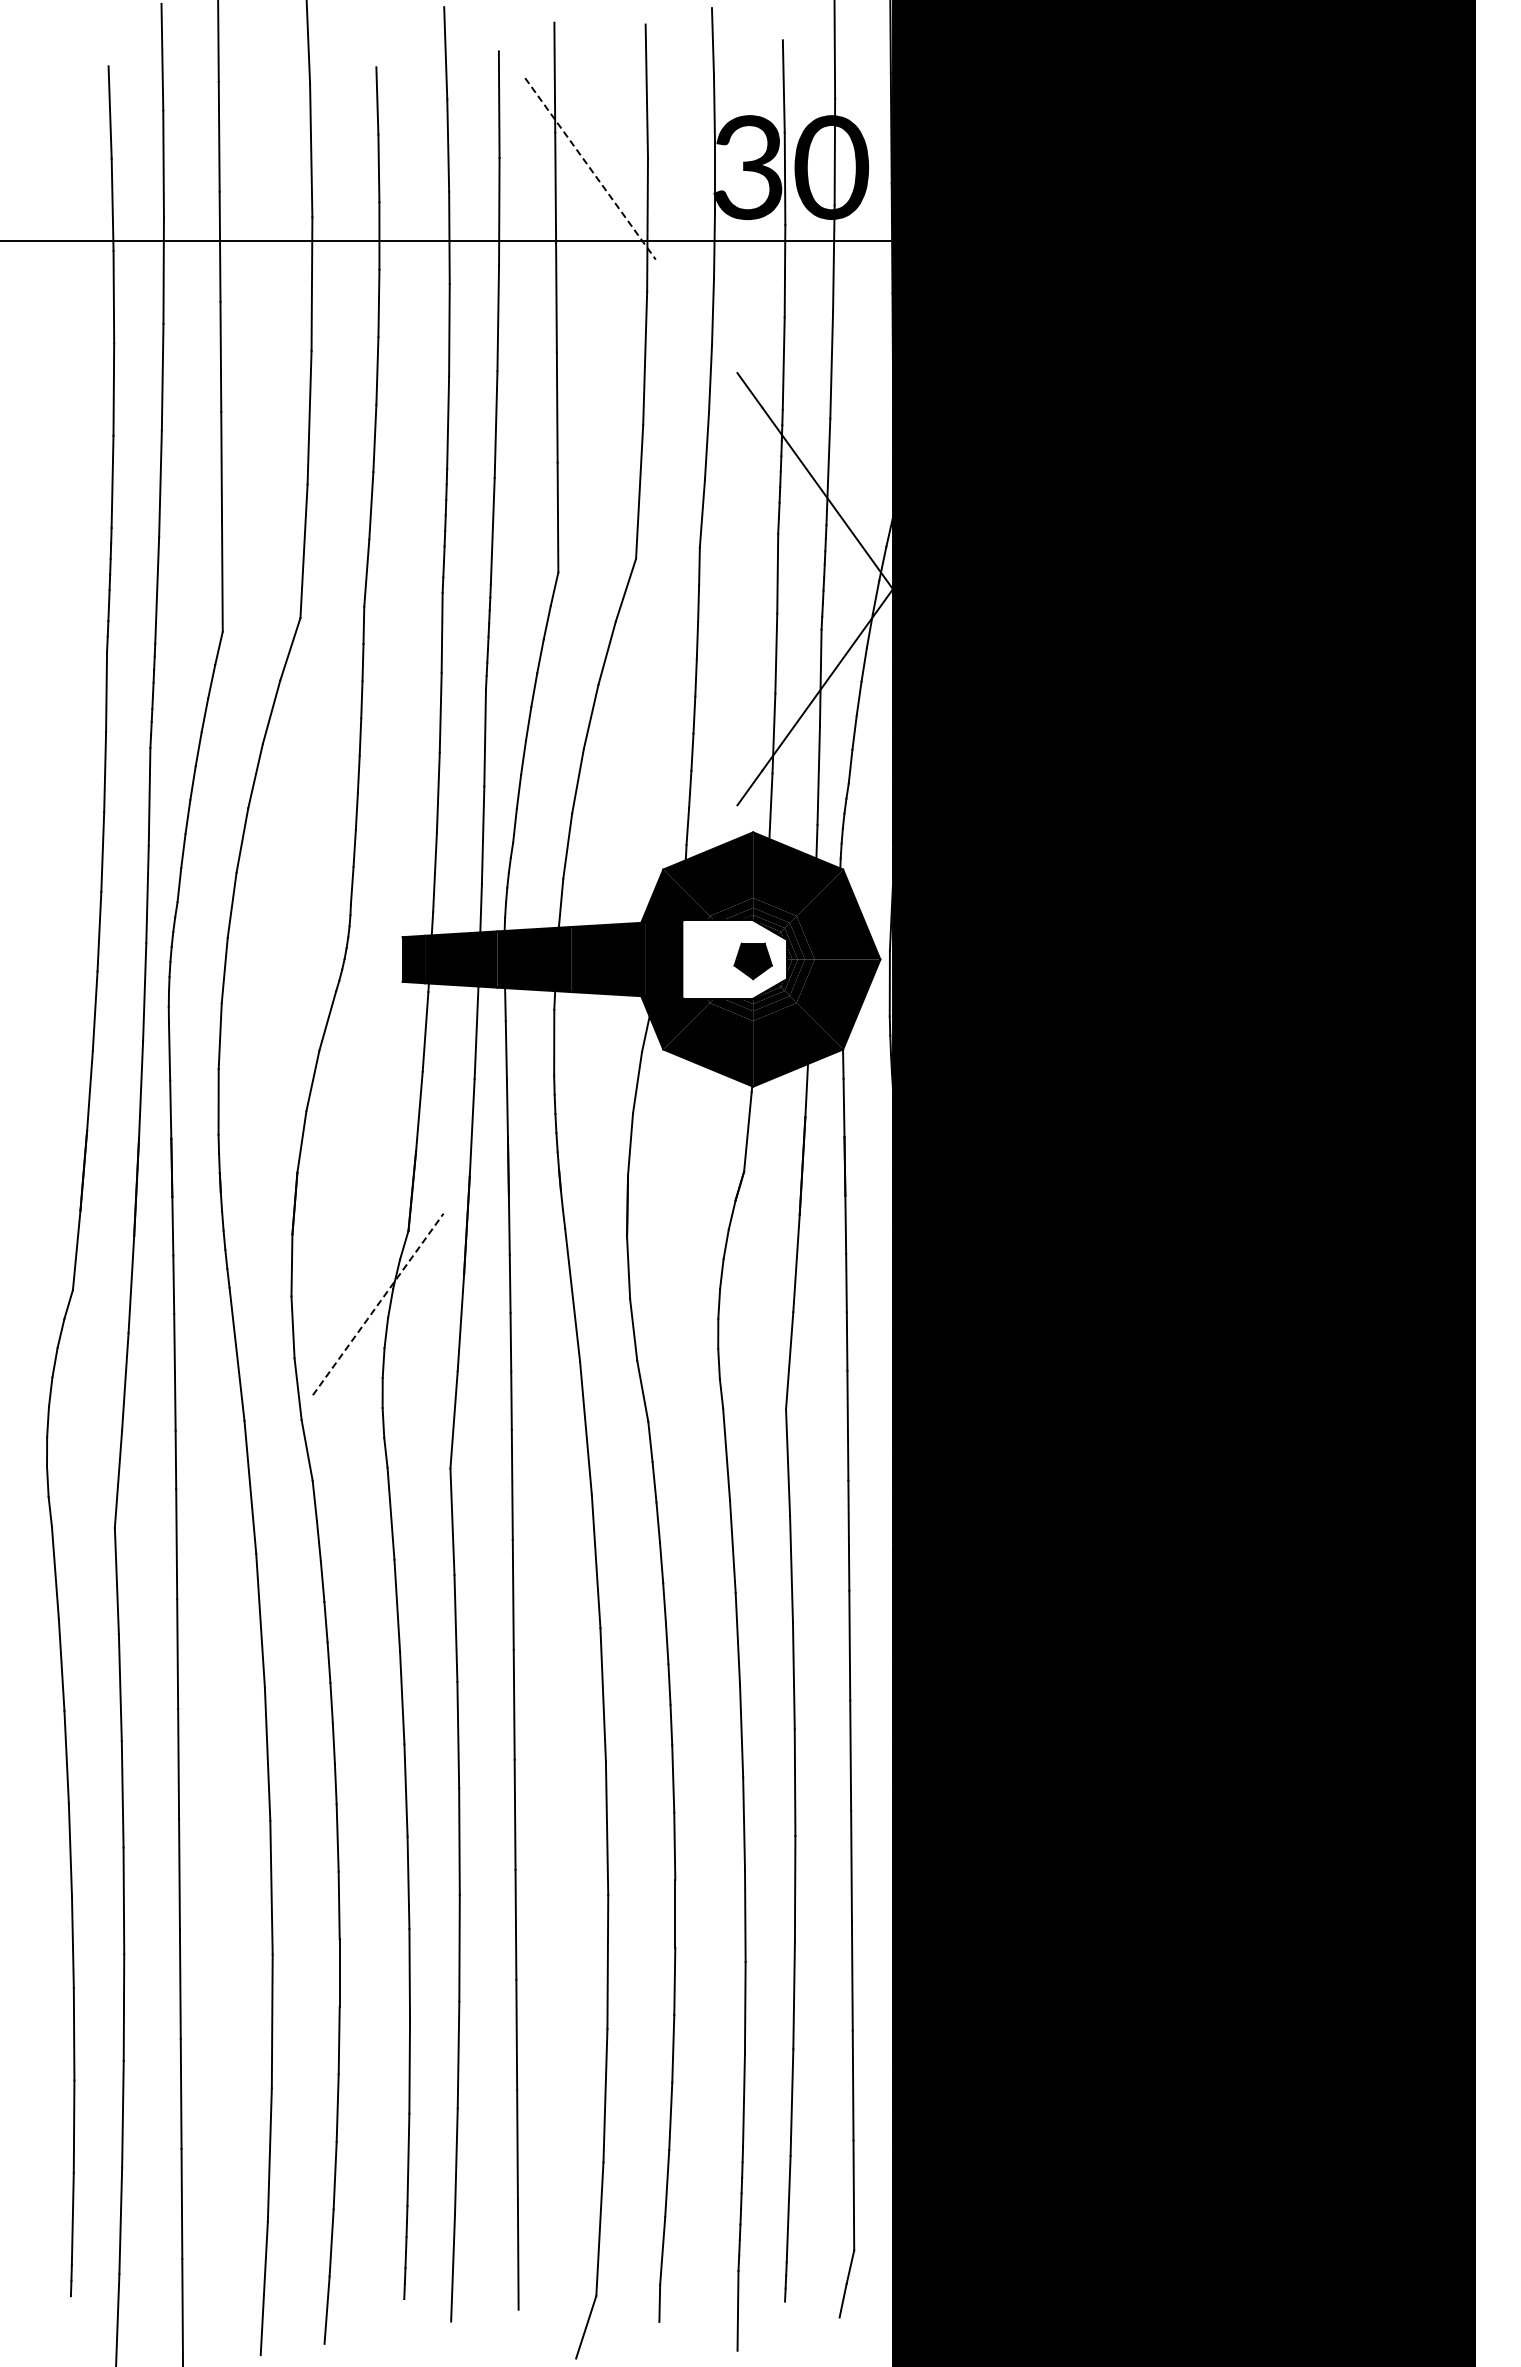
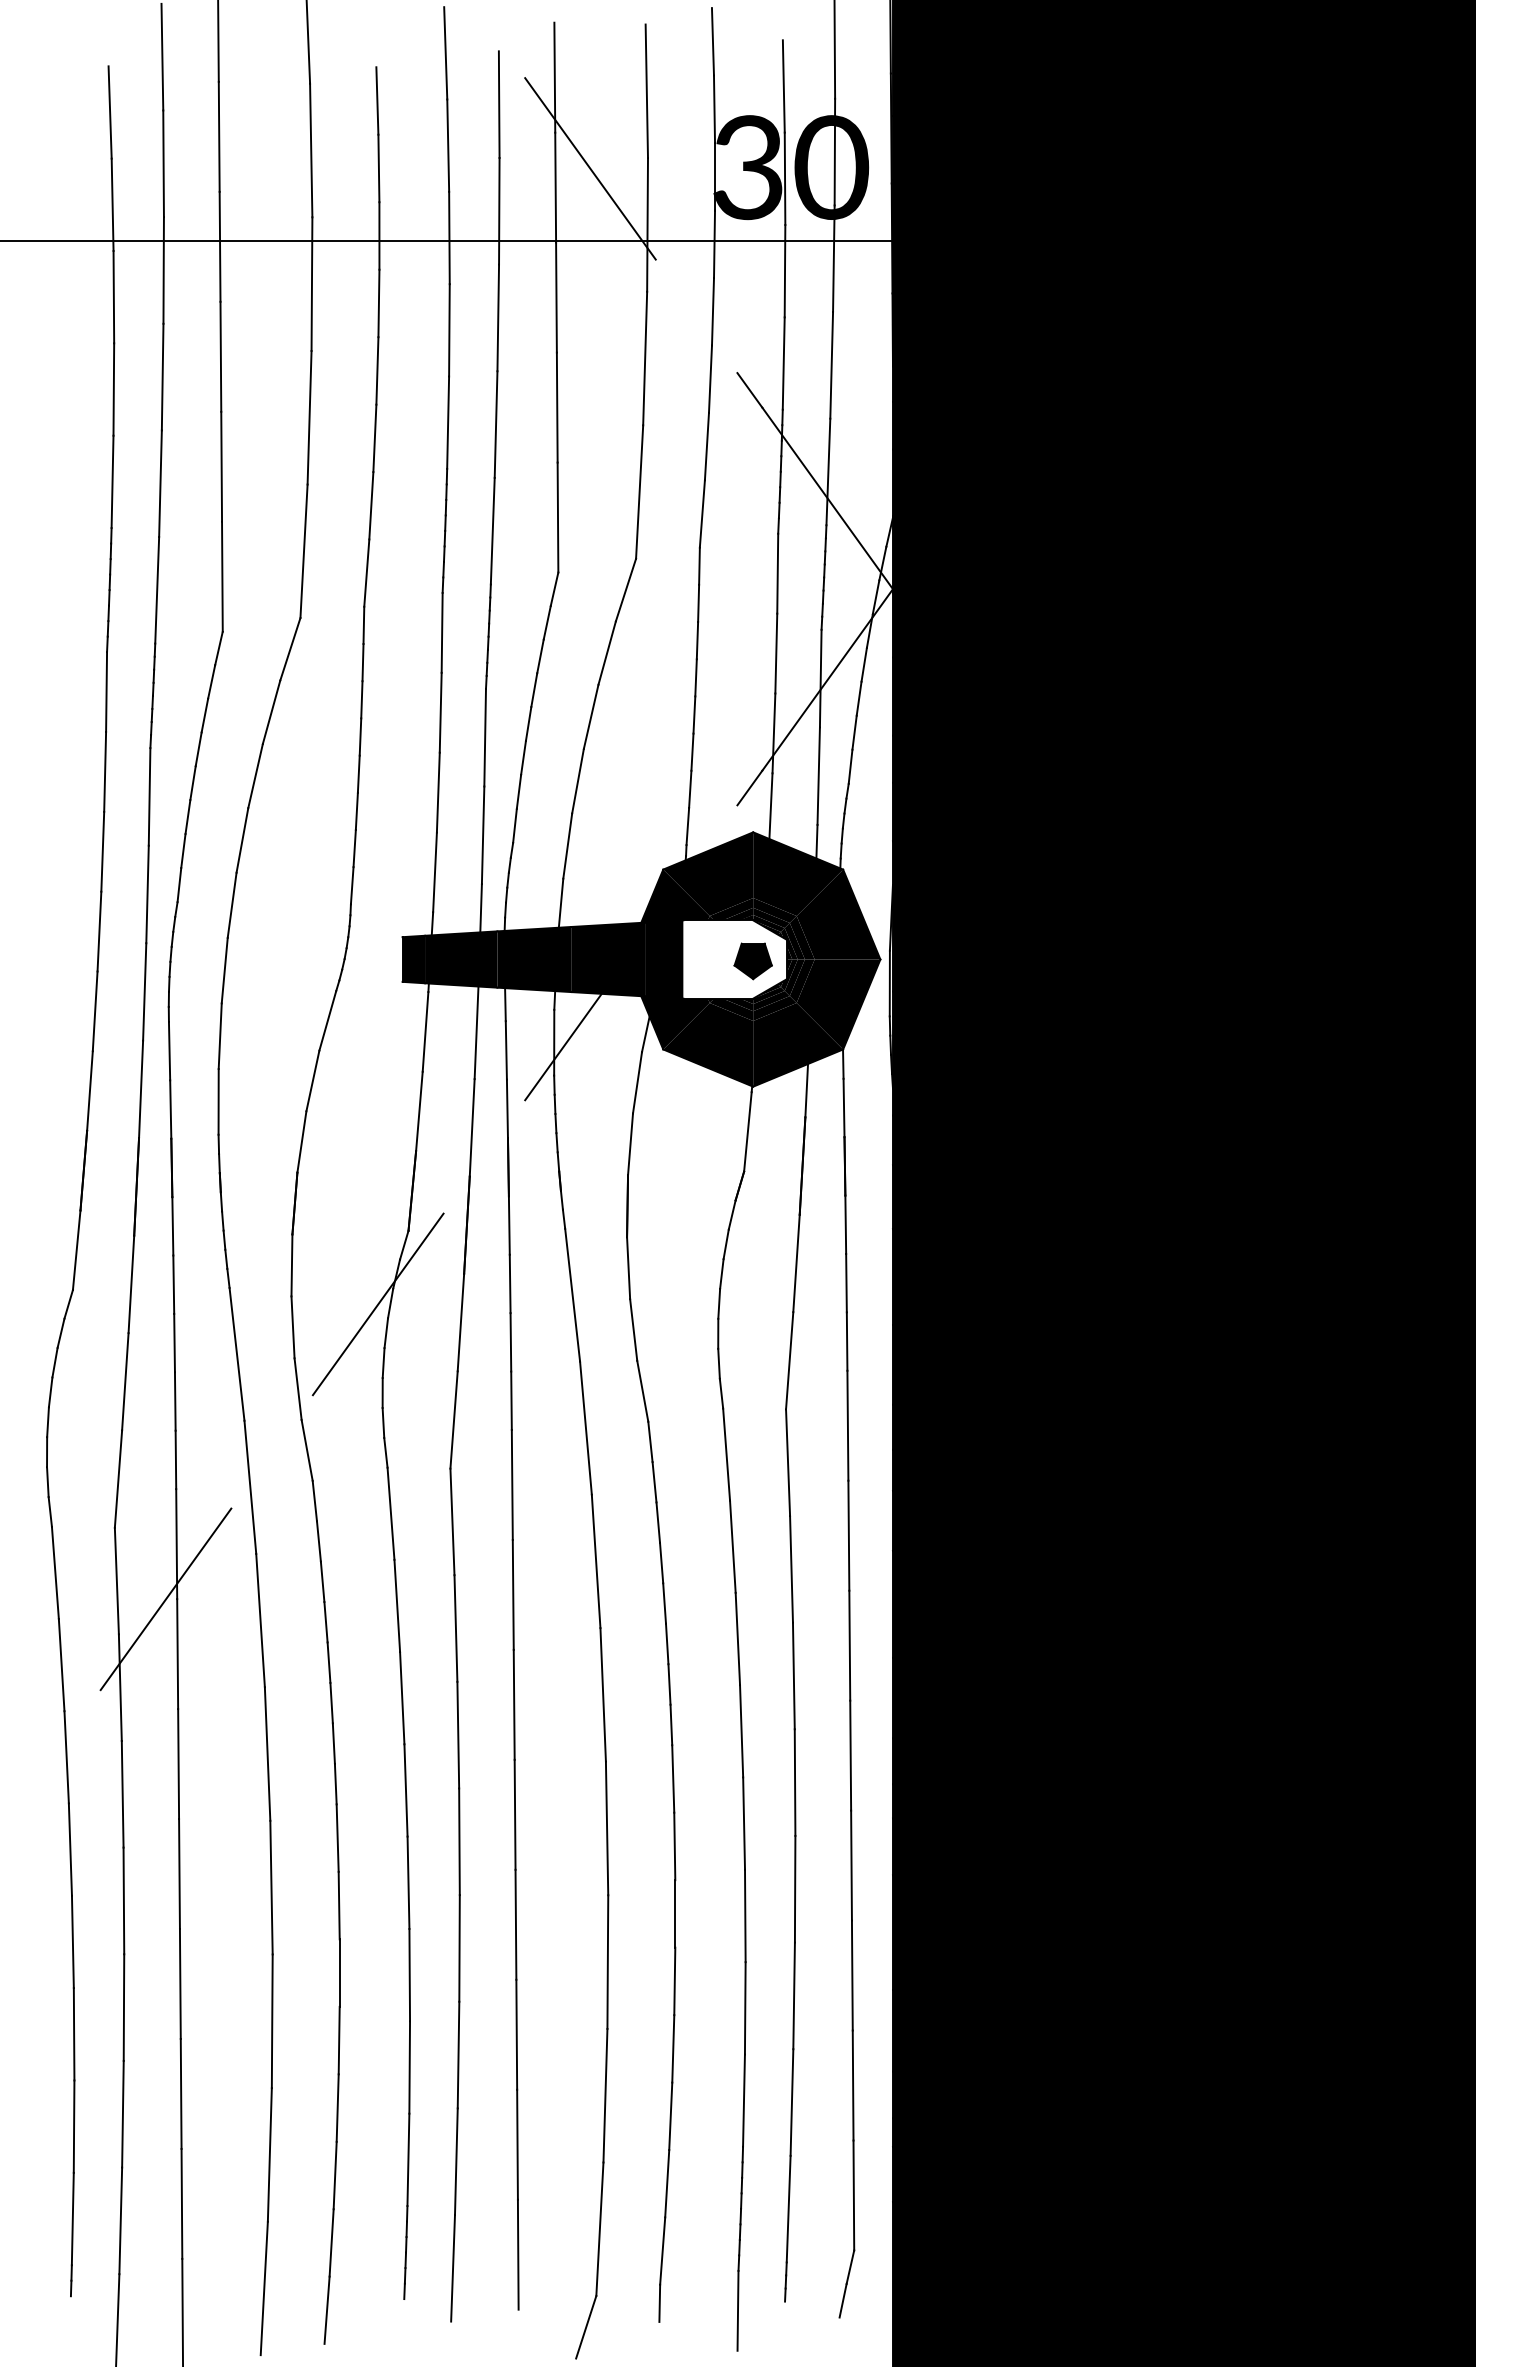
line: dashed -> solid (590, 168)
line: none -> present (563, 1046)
line: dashed -> solid (378, 1304)
line: none -> present (165, 1599)
